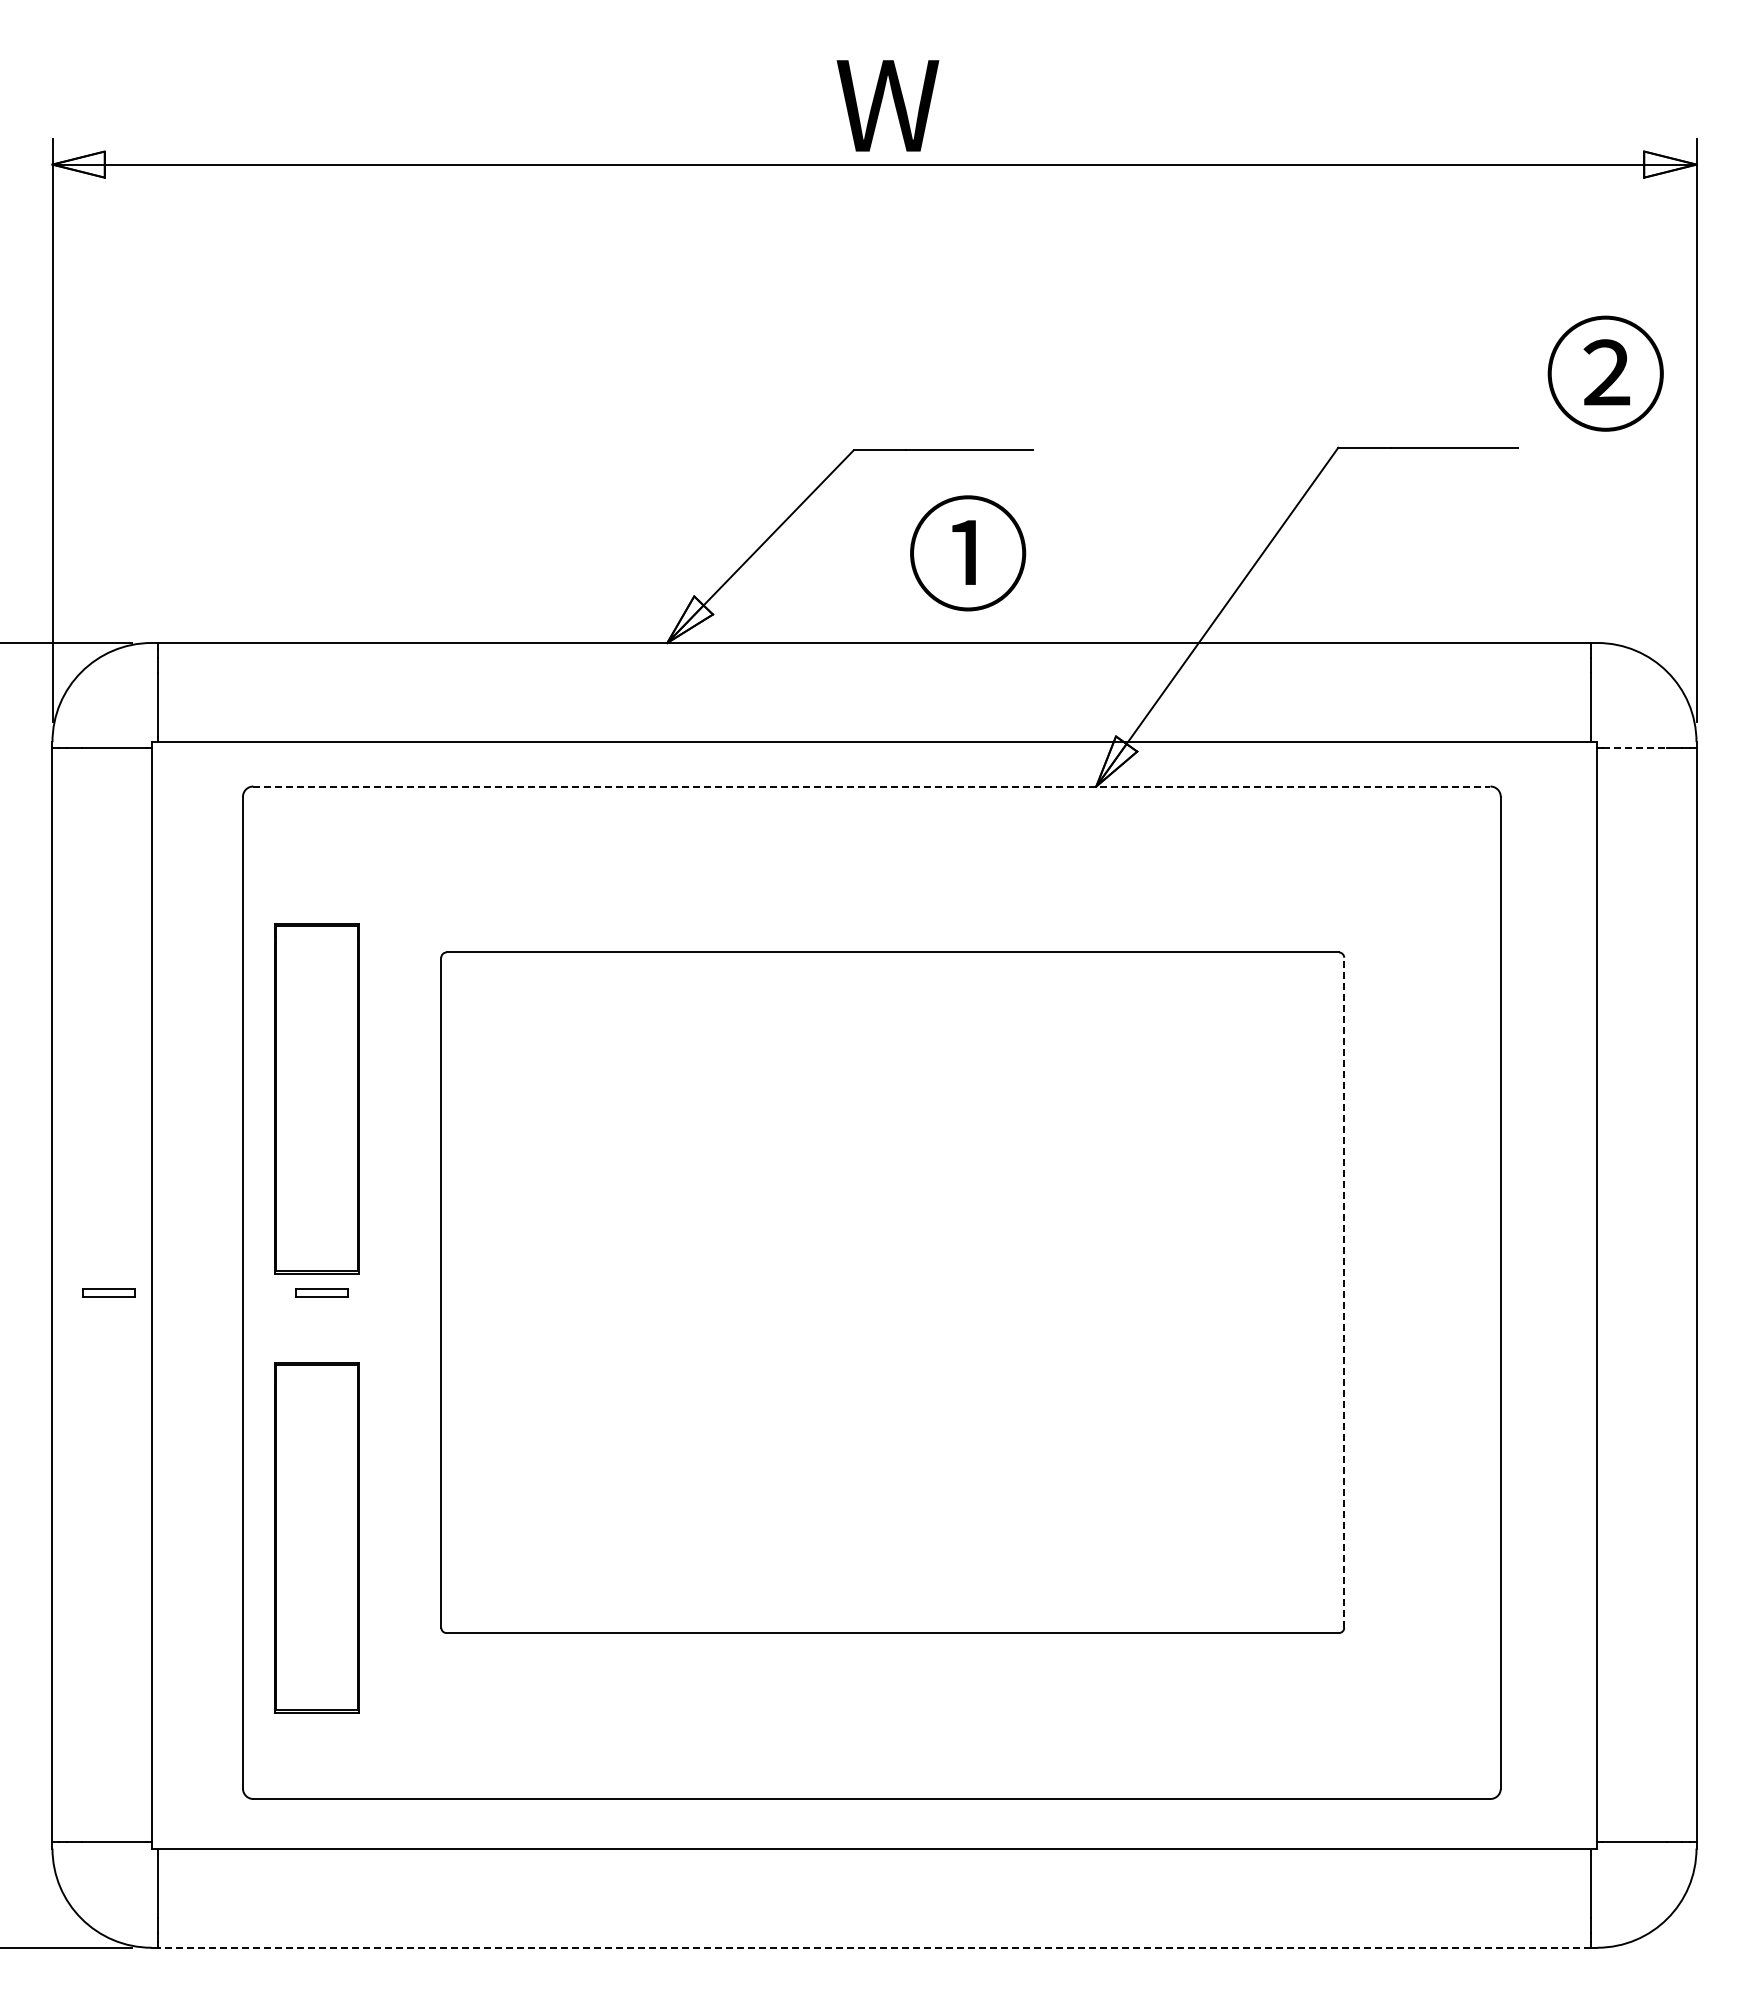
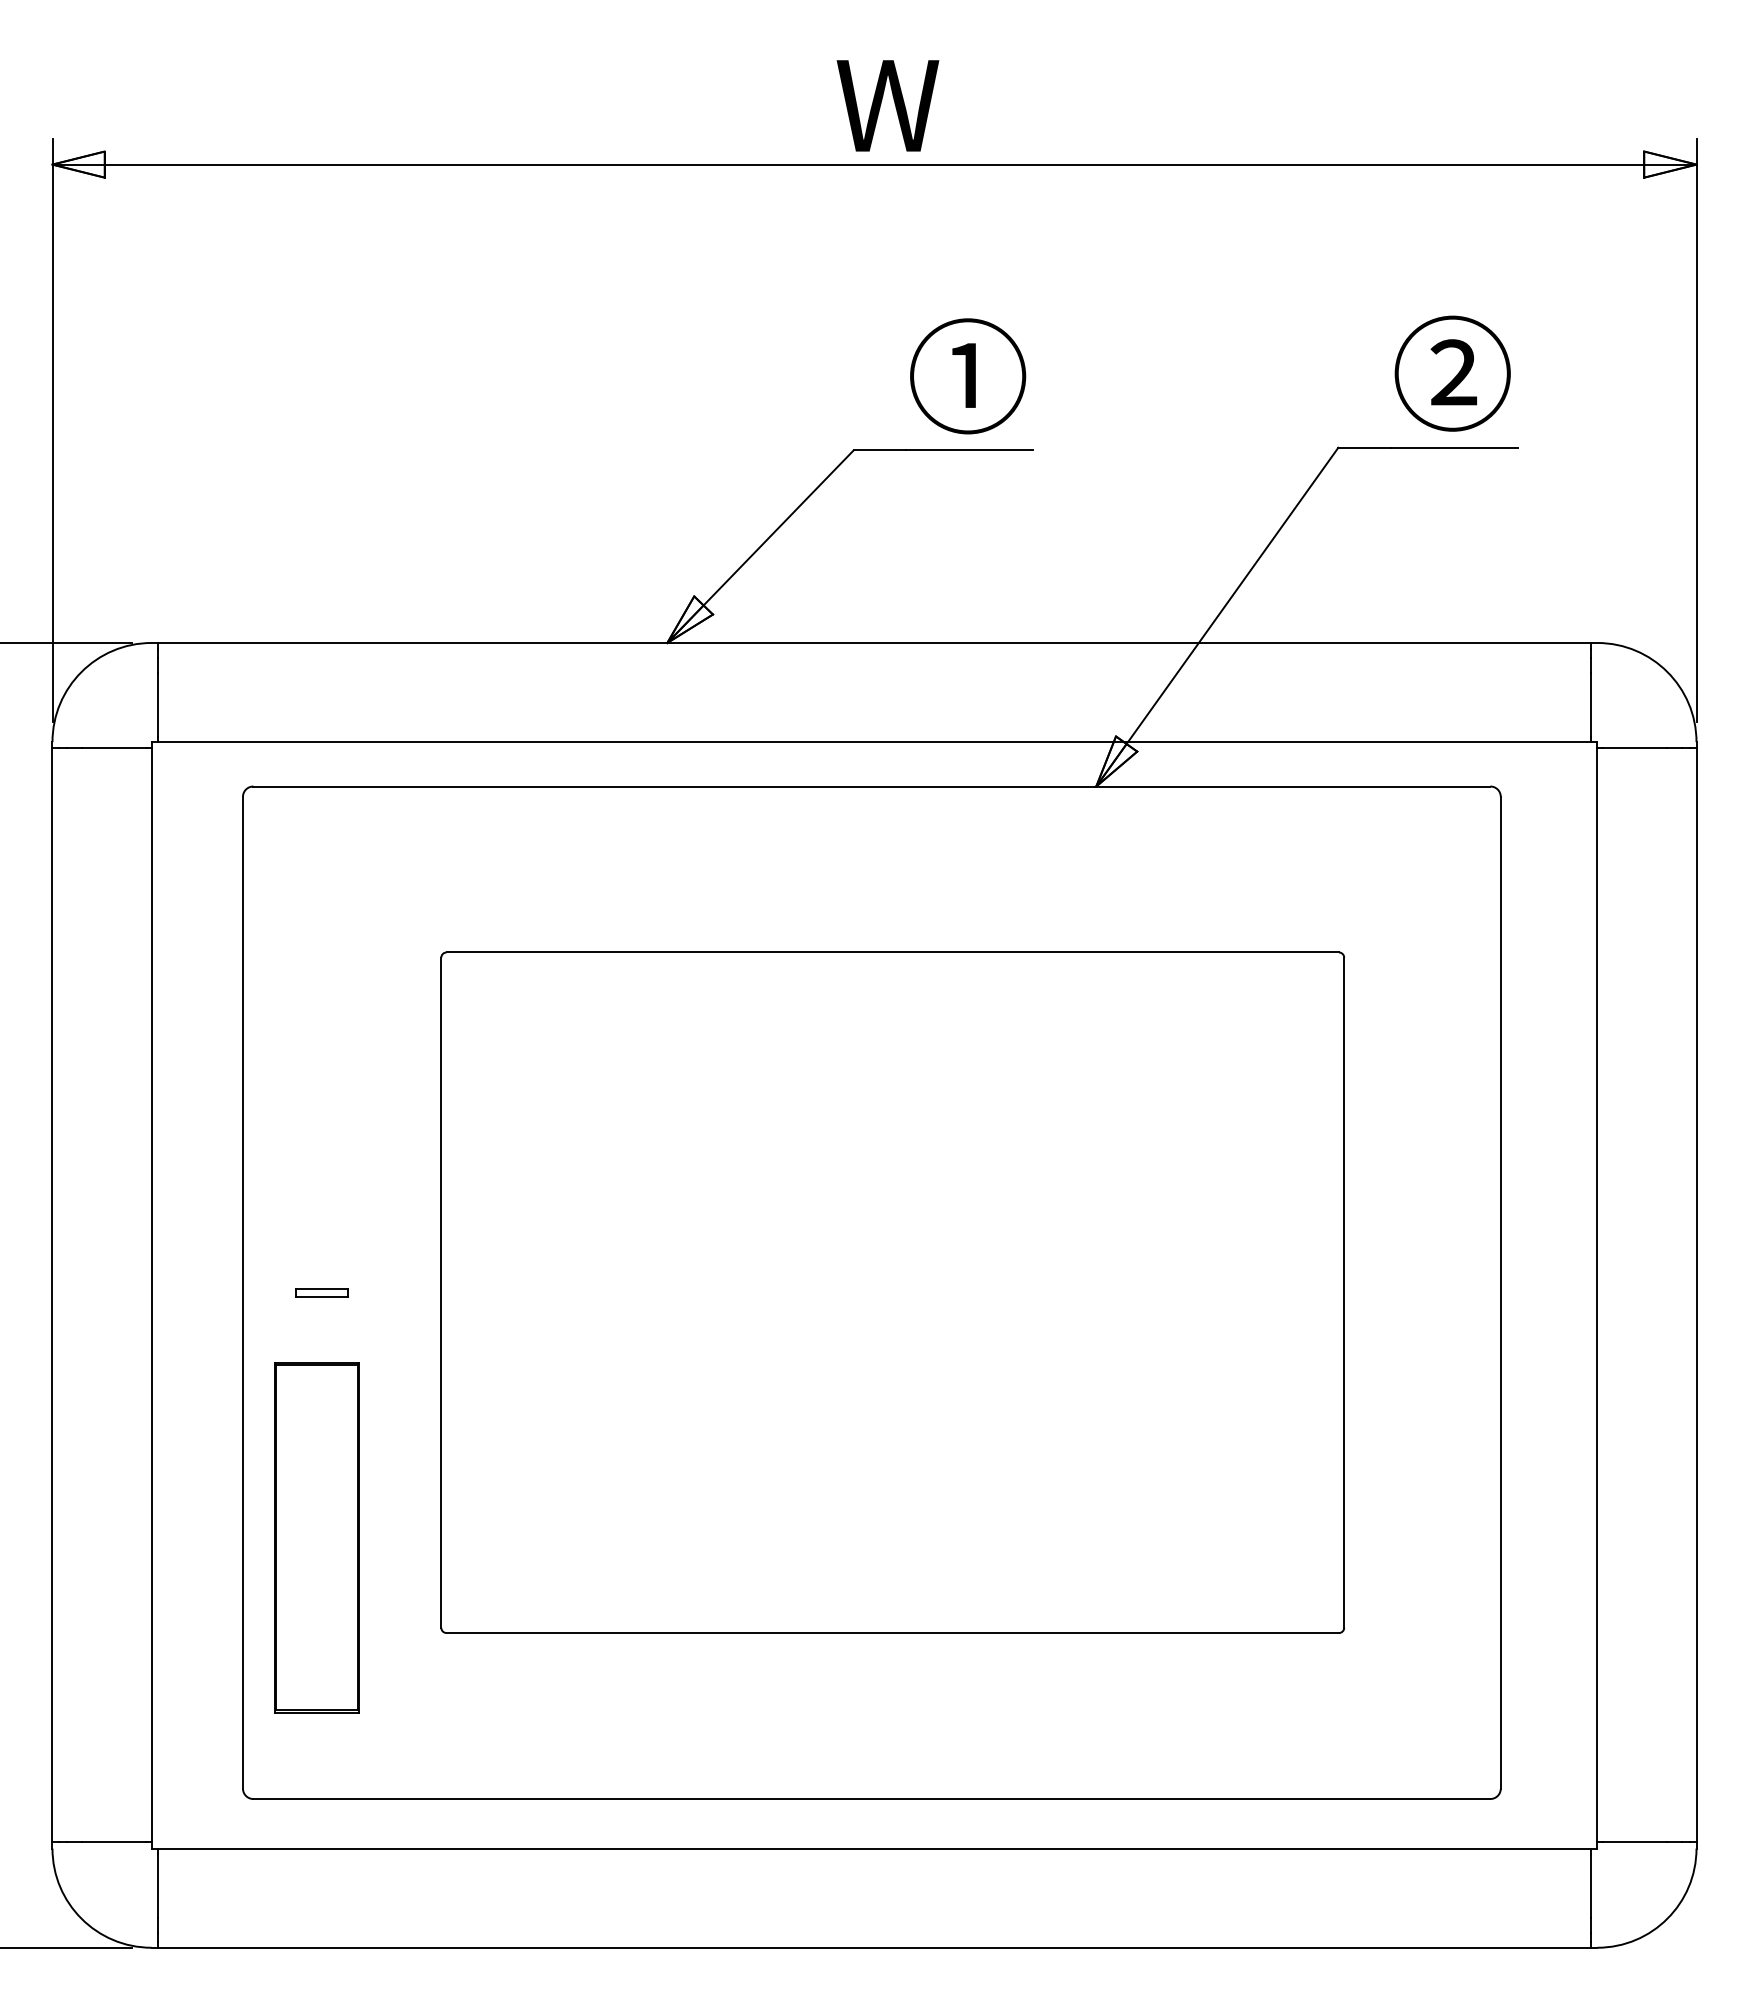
text position: (1605, 373) -> (1452, 373) (1452, 373)
text position: (968, 553) -> (968, 376) (968, 376)
line: dashed -> solid (1635, 748)
line: dashed -> solid (871, 786)
part: present -> none (316, 1098)
part: present -> none (108, 1292)
line: dashed -> solid (1344, 1292)
line: dashed -> solid (874, 1947)
